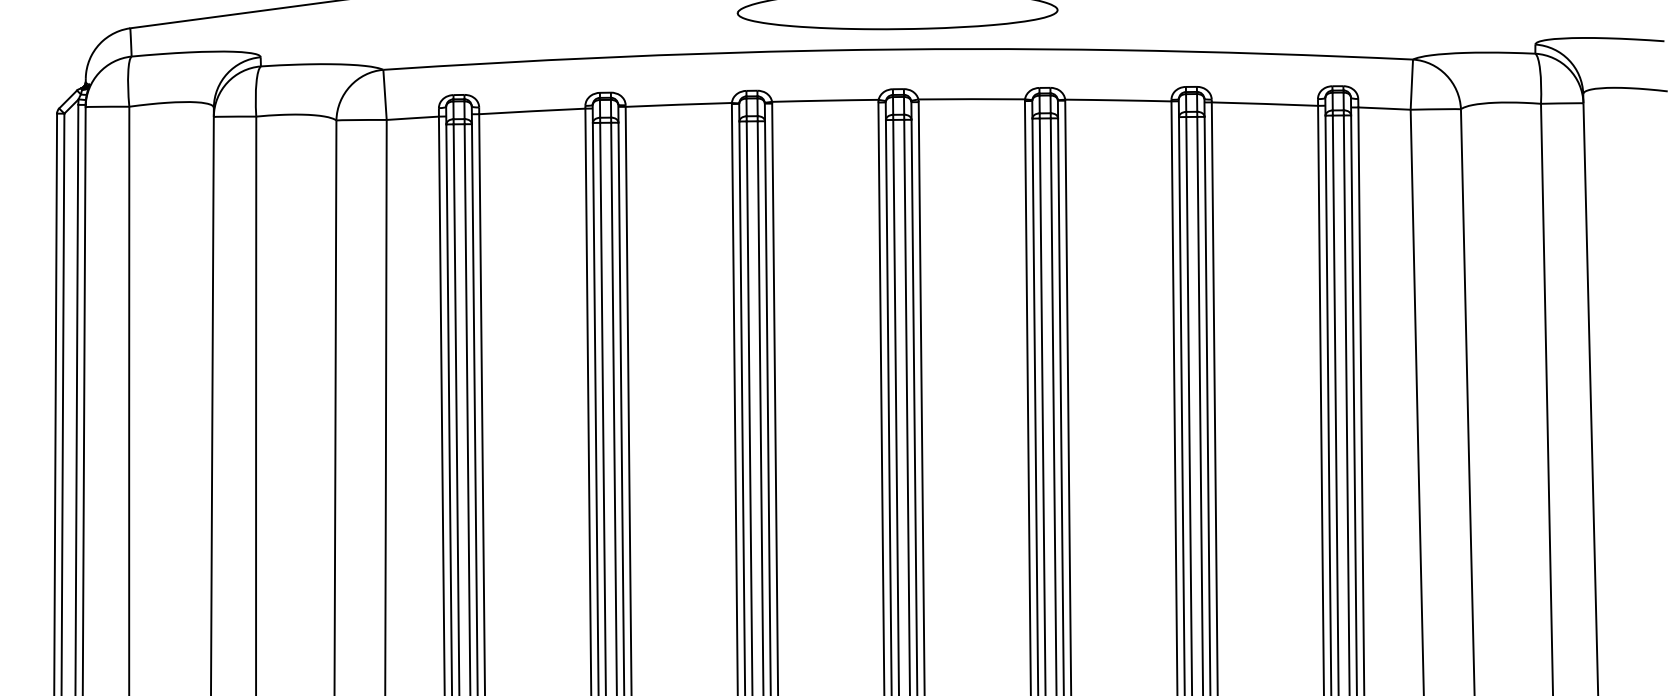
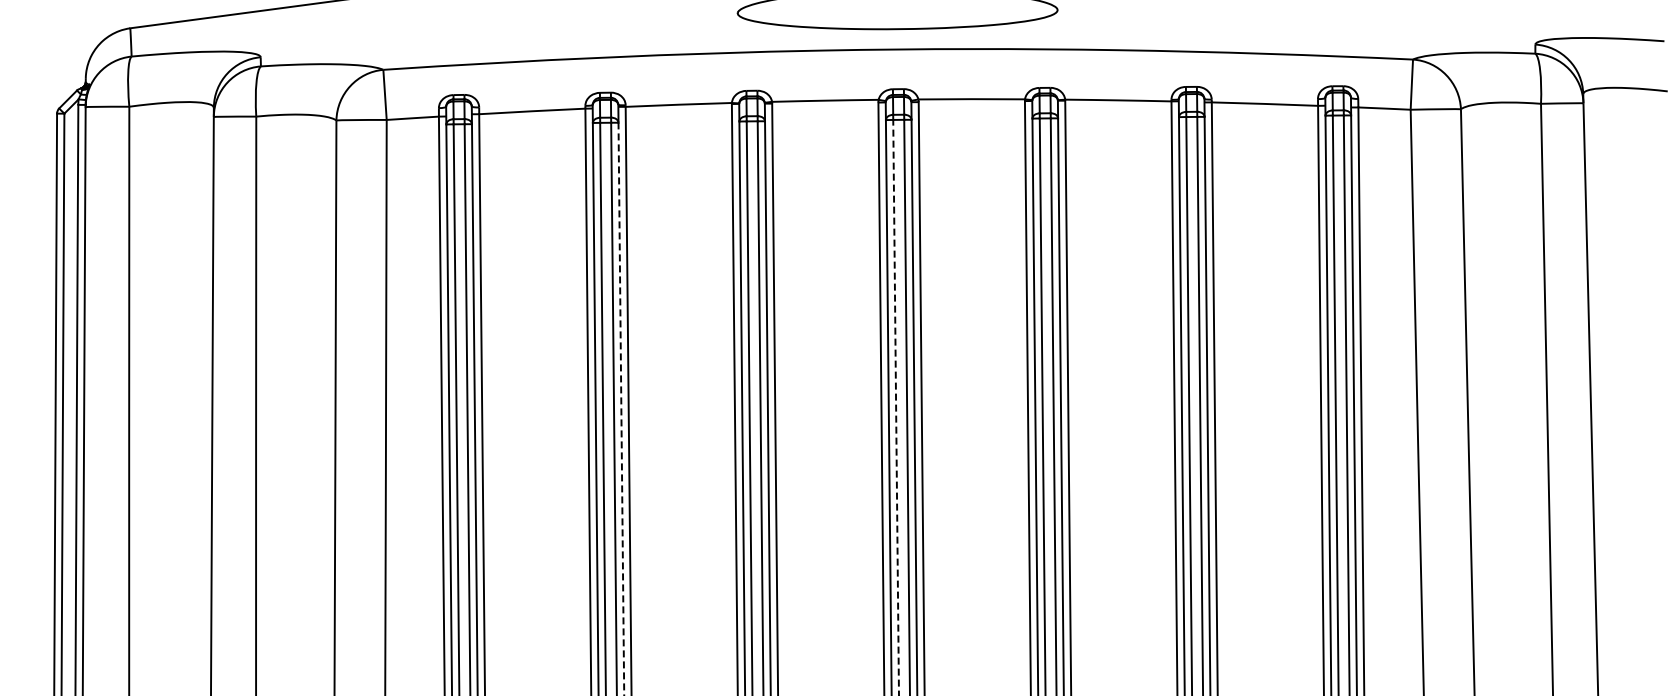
line: solid -> dashed (896, 407)
line: solid -> dashed (621, 408)
